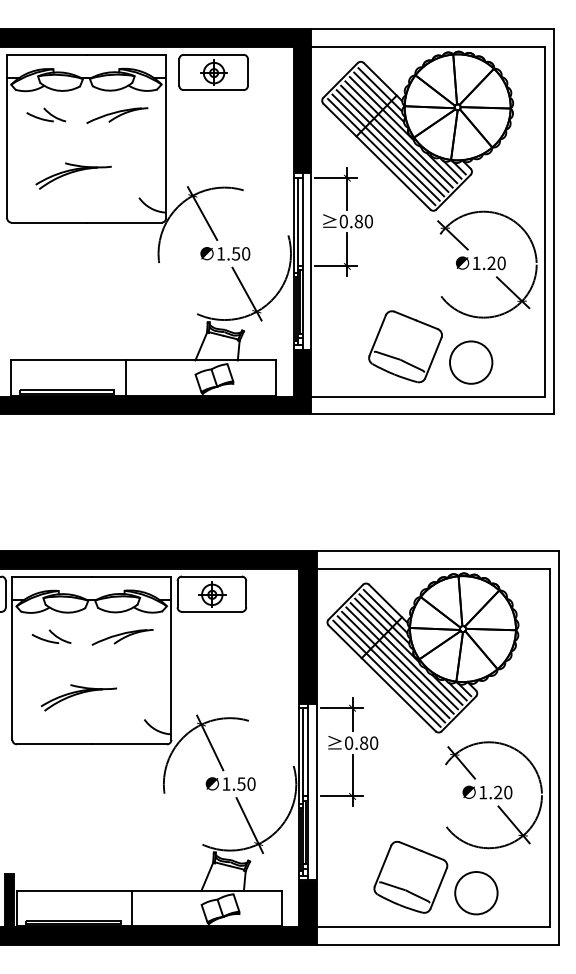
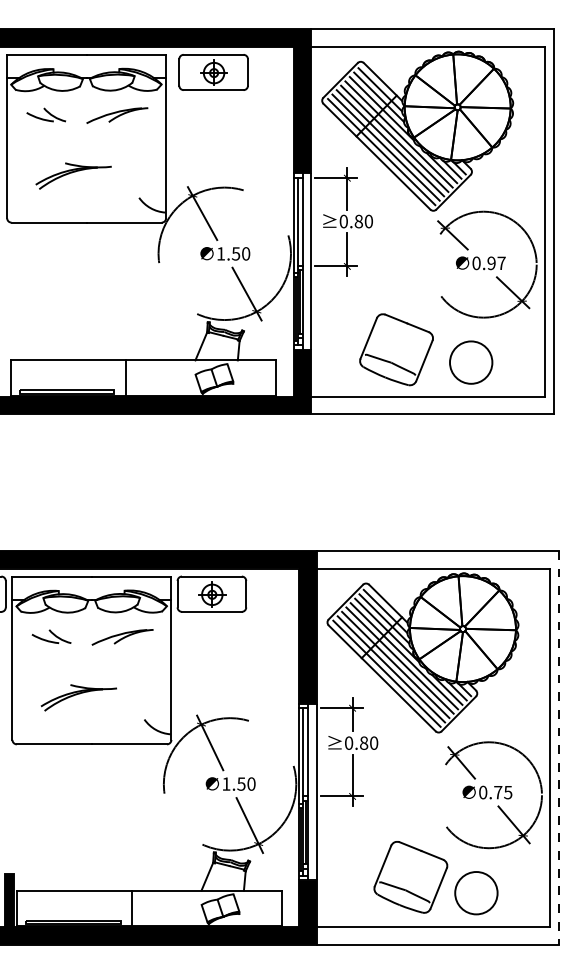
text: 1.20 -> 0.97 (488, 263)
part position: (405, 346) -> (396, 349) (396, 349)
line: solid -> dashed (558, 747)
text: 1.20 -> 0.75 (495, 792)
